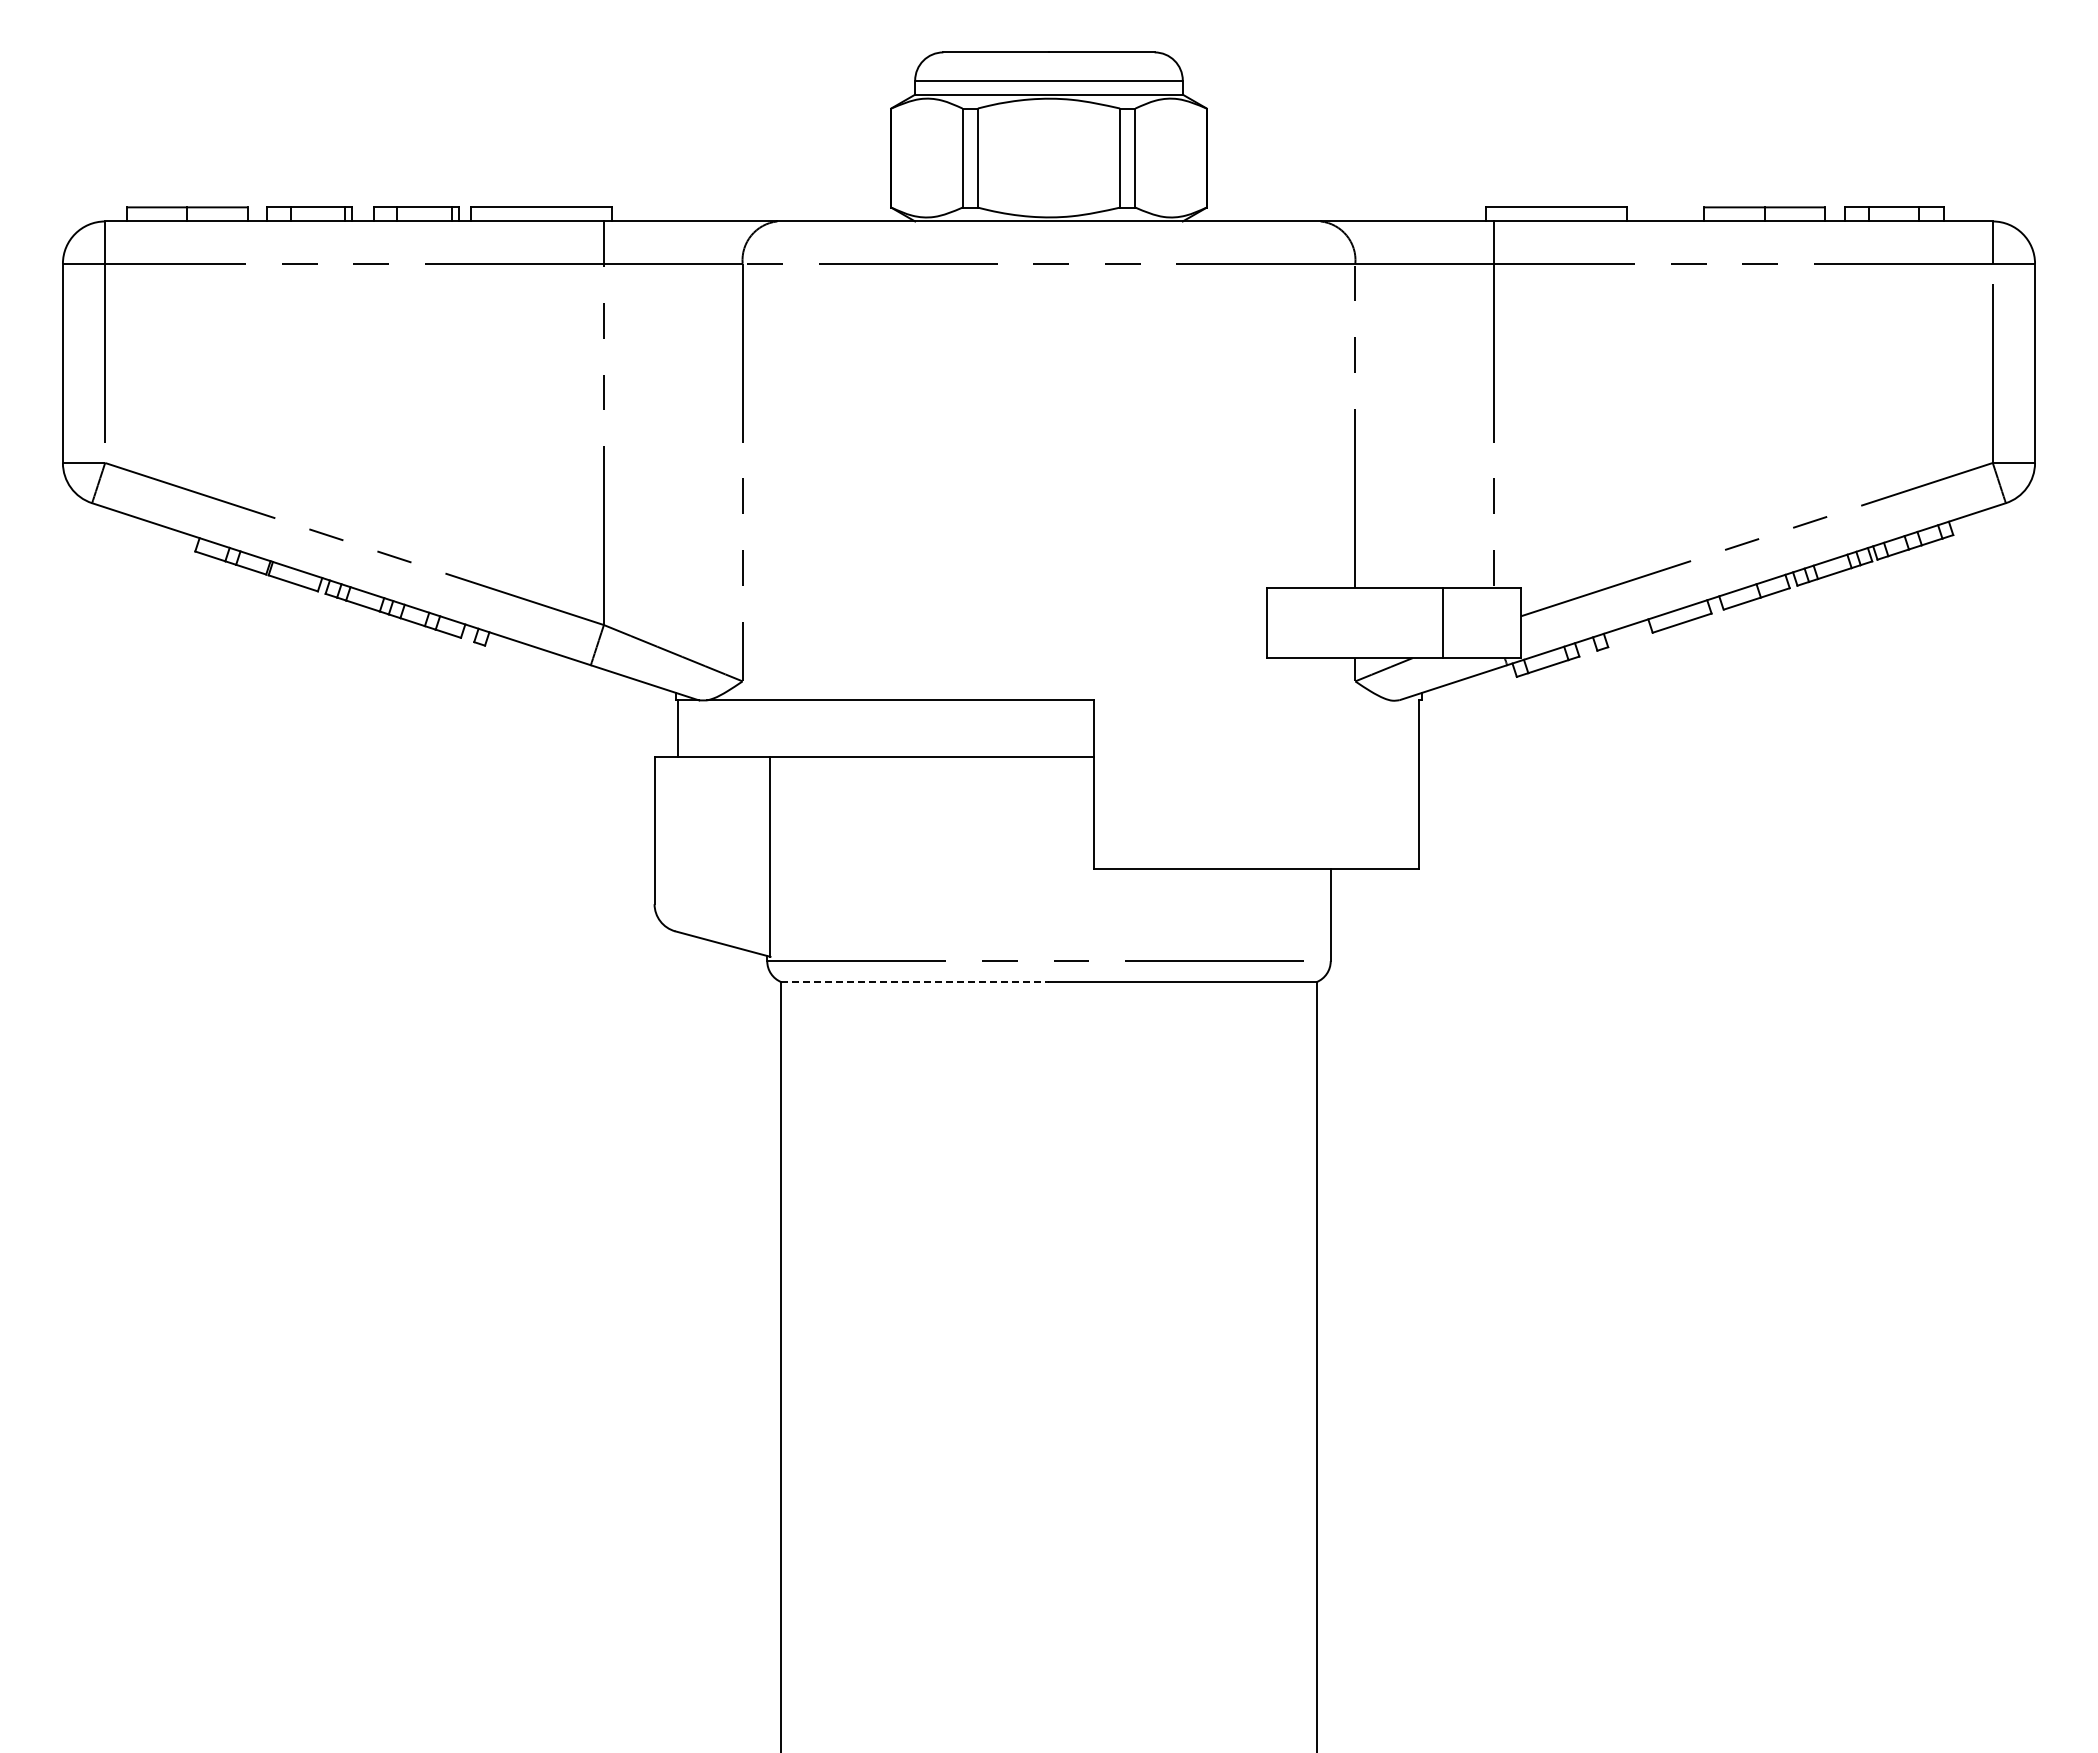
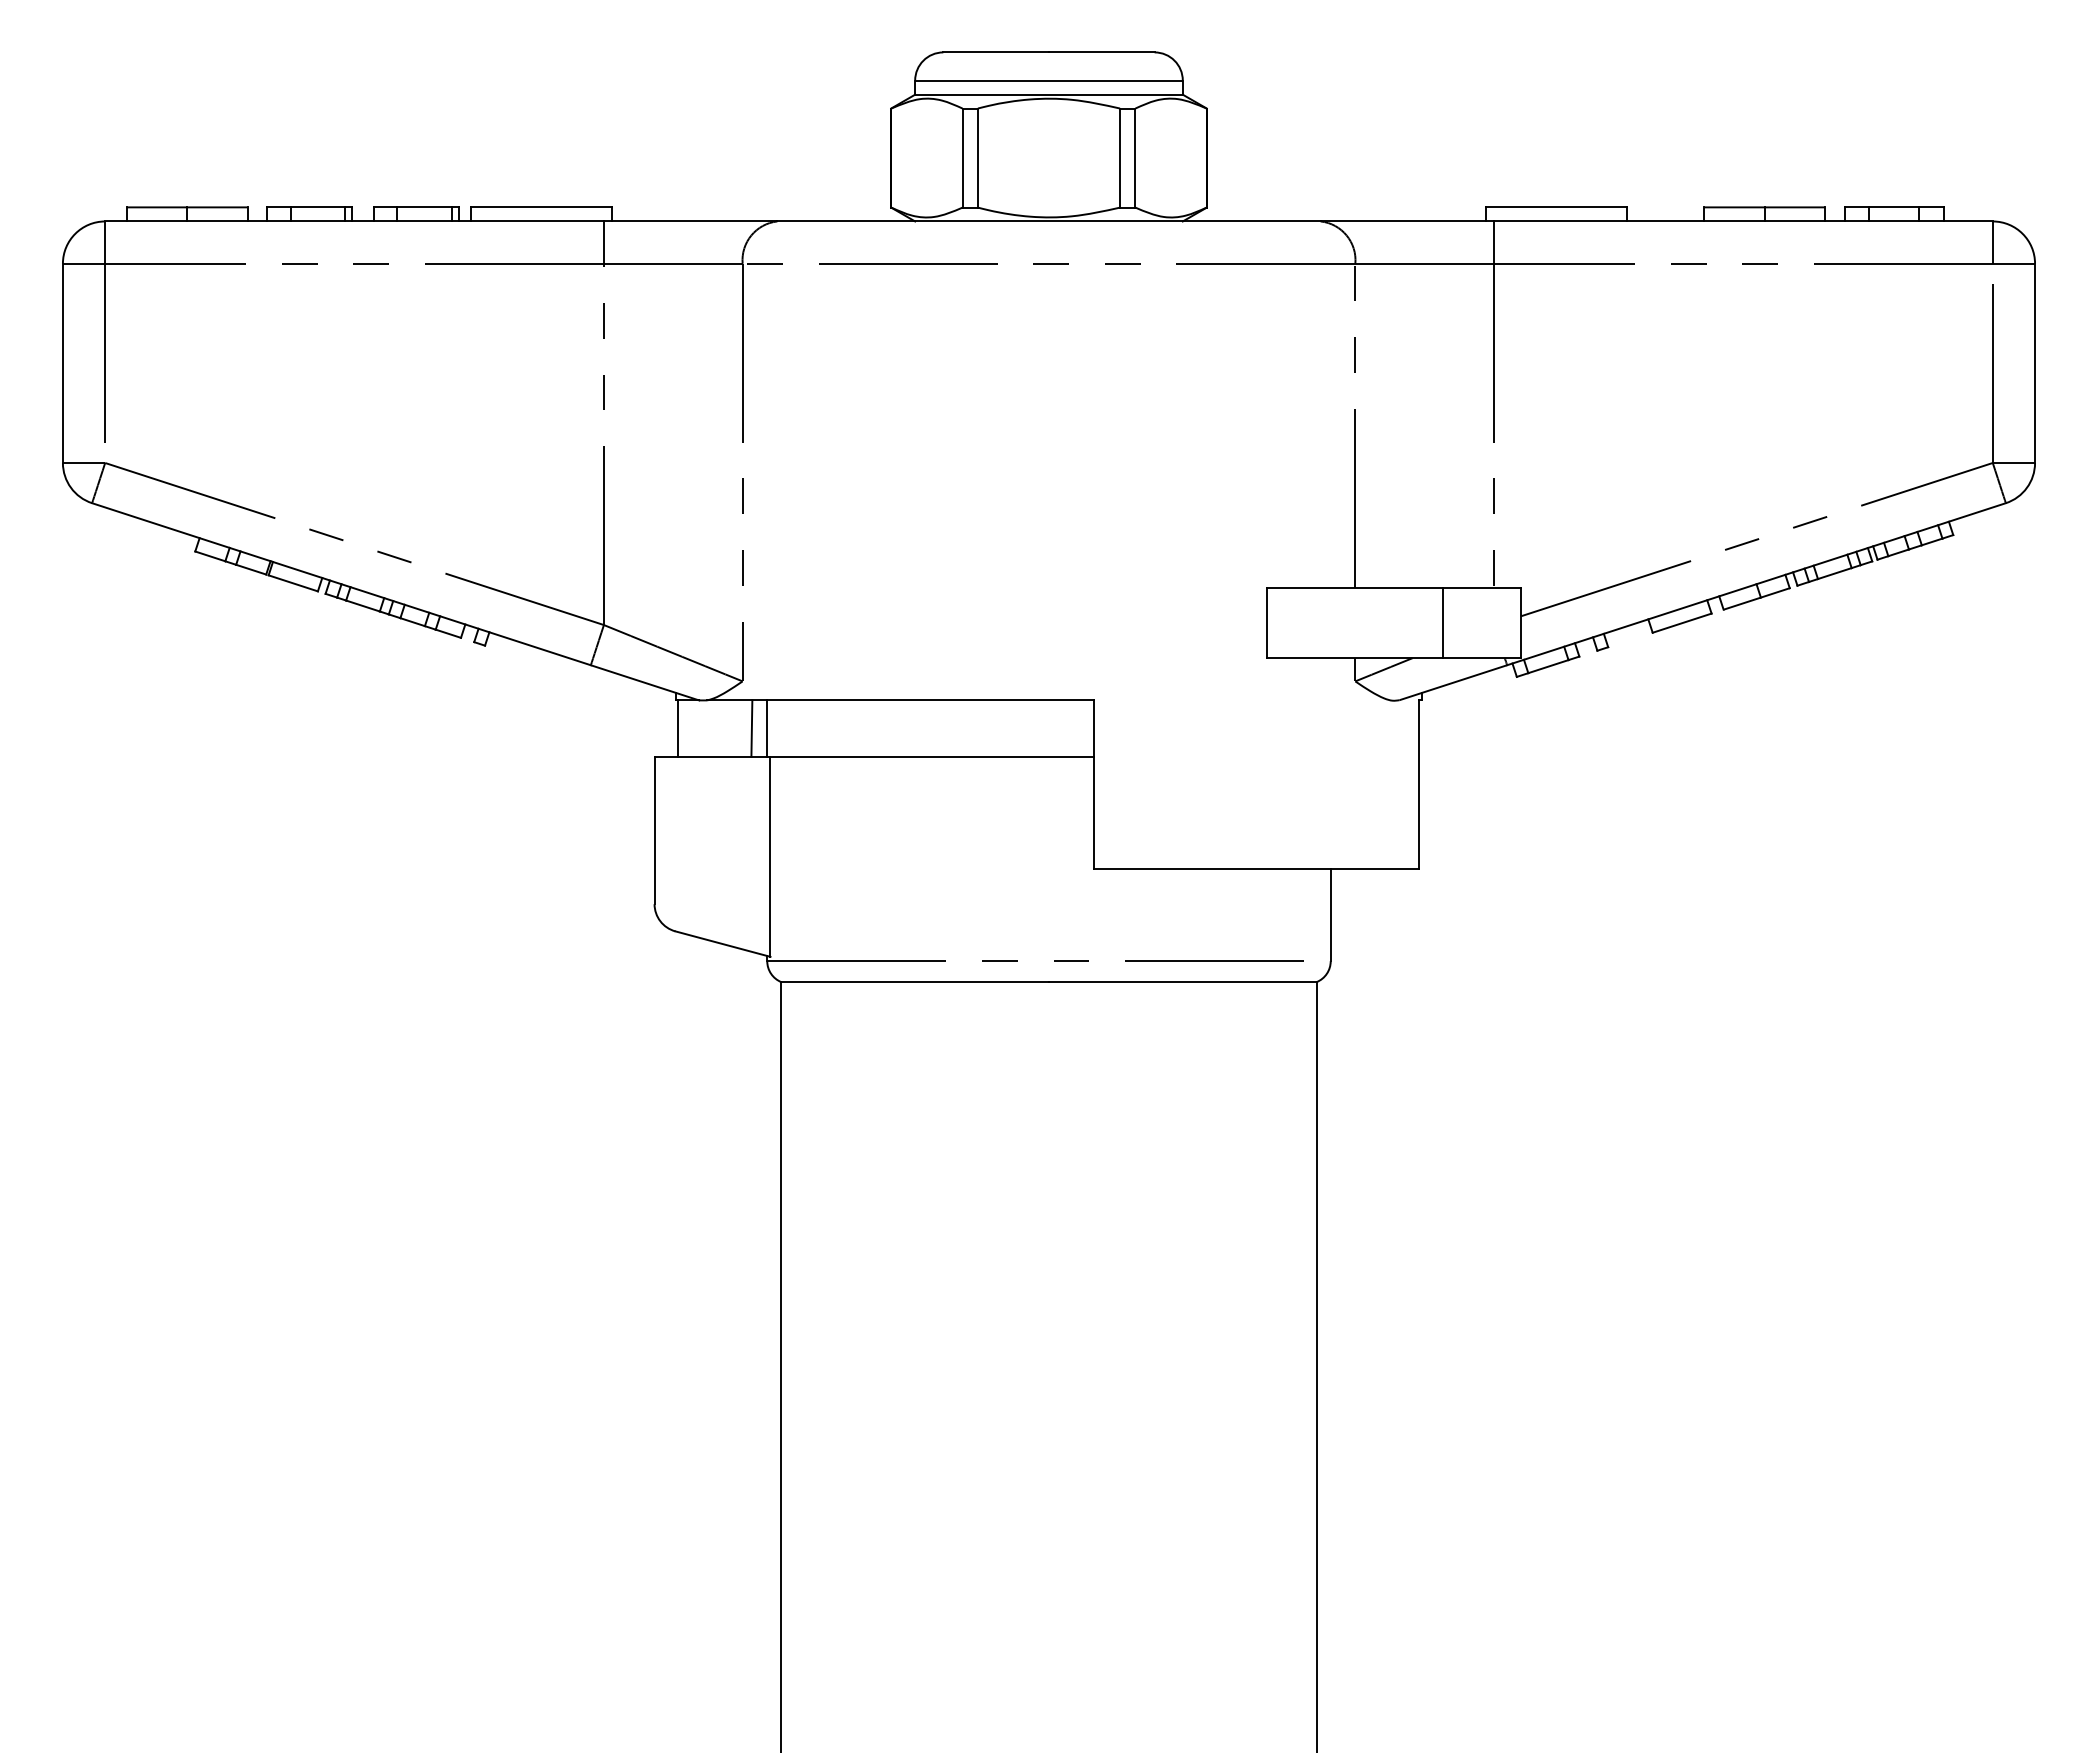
line: none -> present (751, 728)
line: none -> present (767, 728)
line: dashed -> solid (915, 982)
